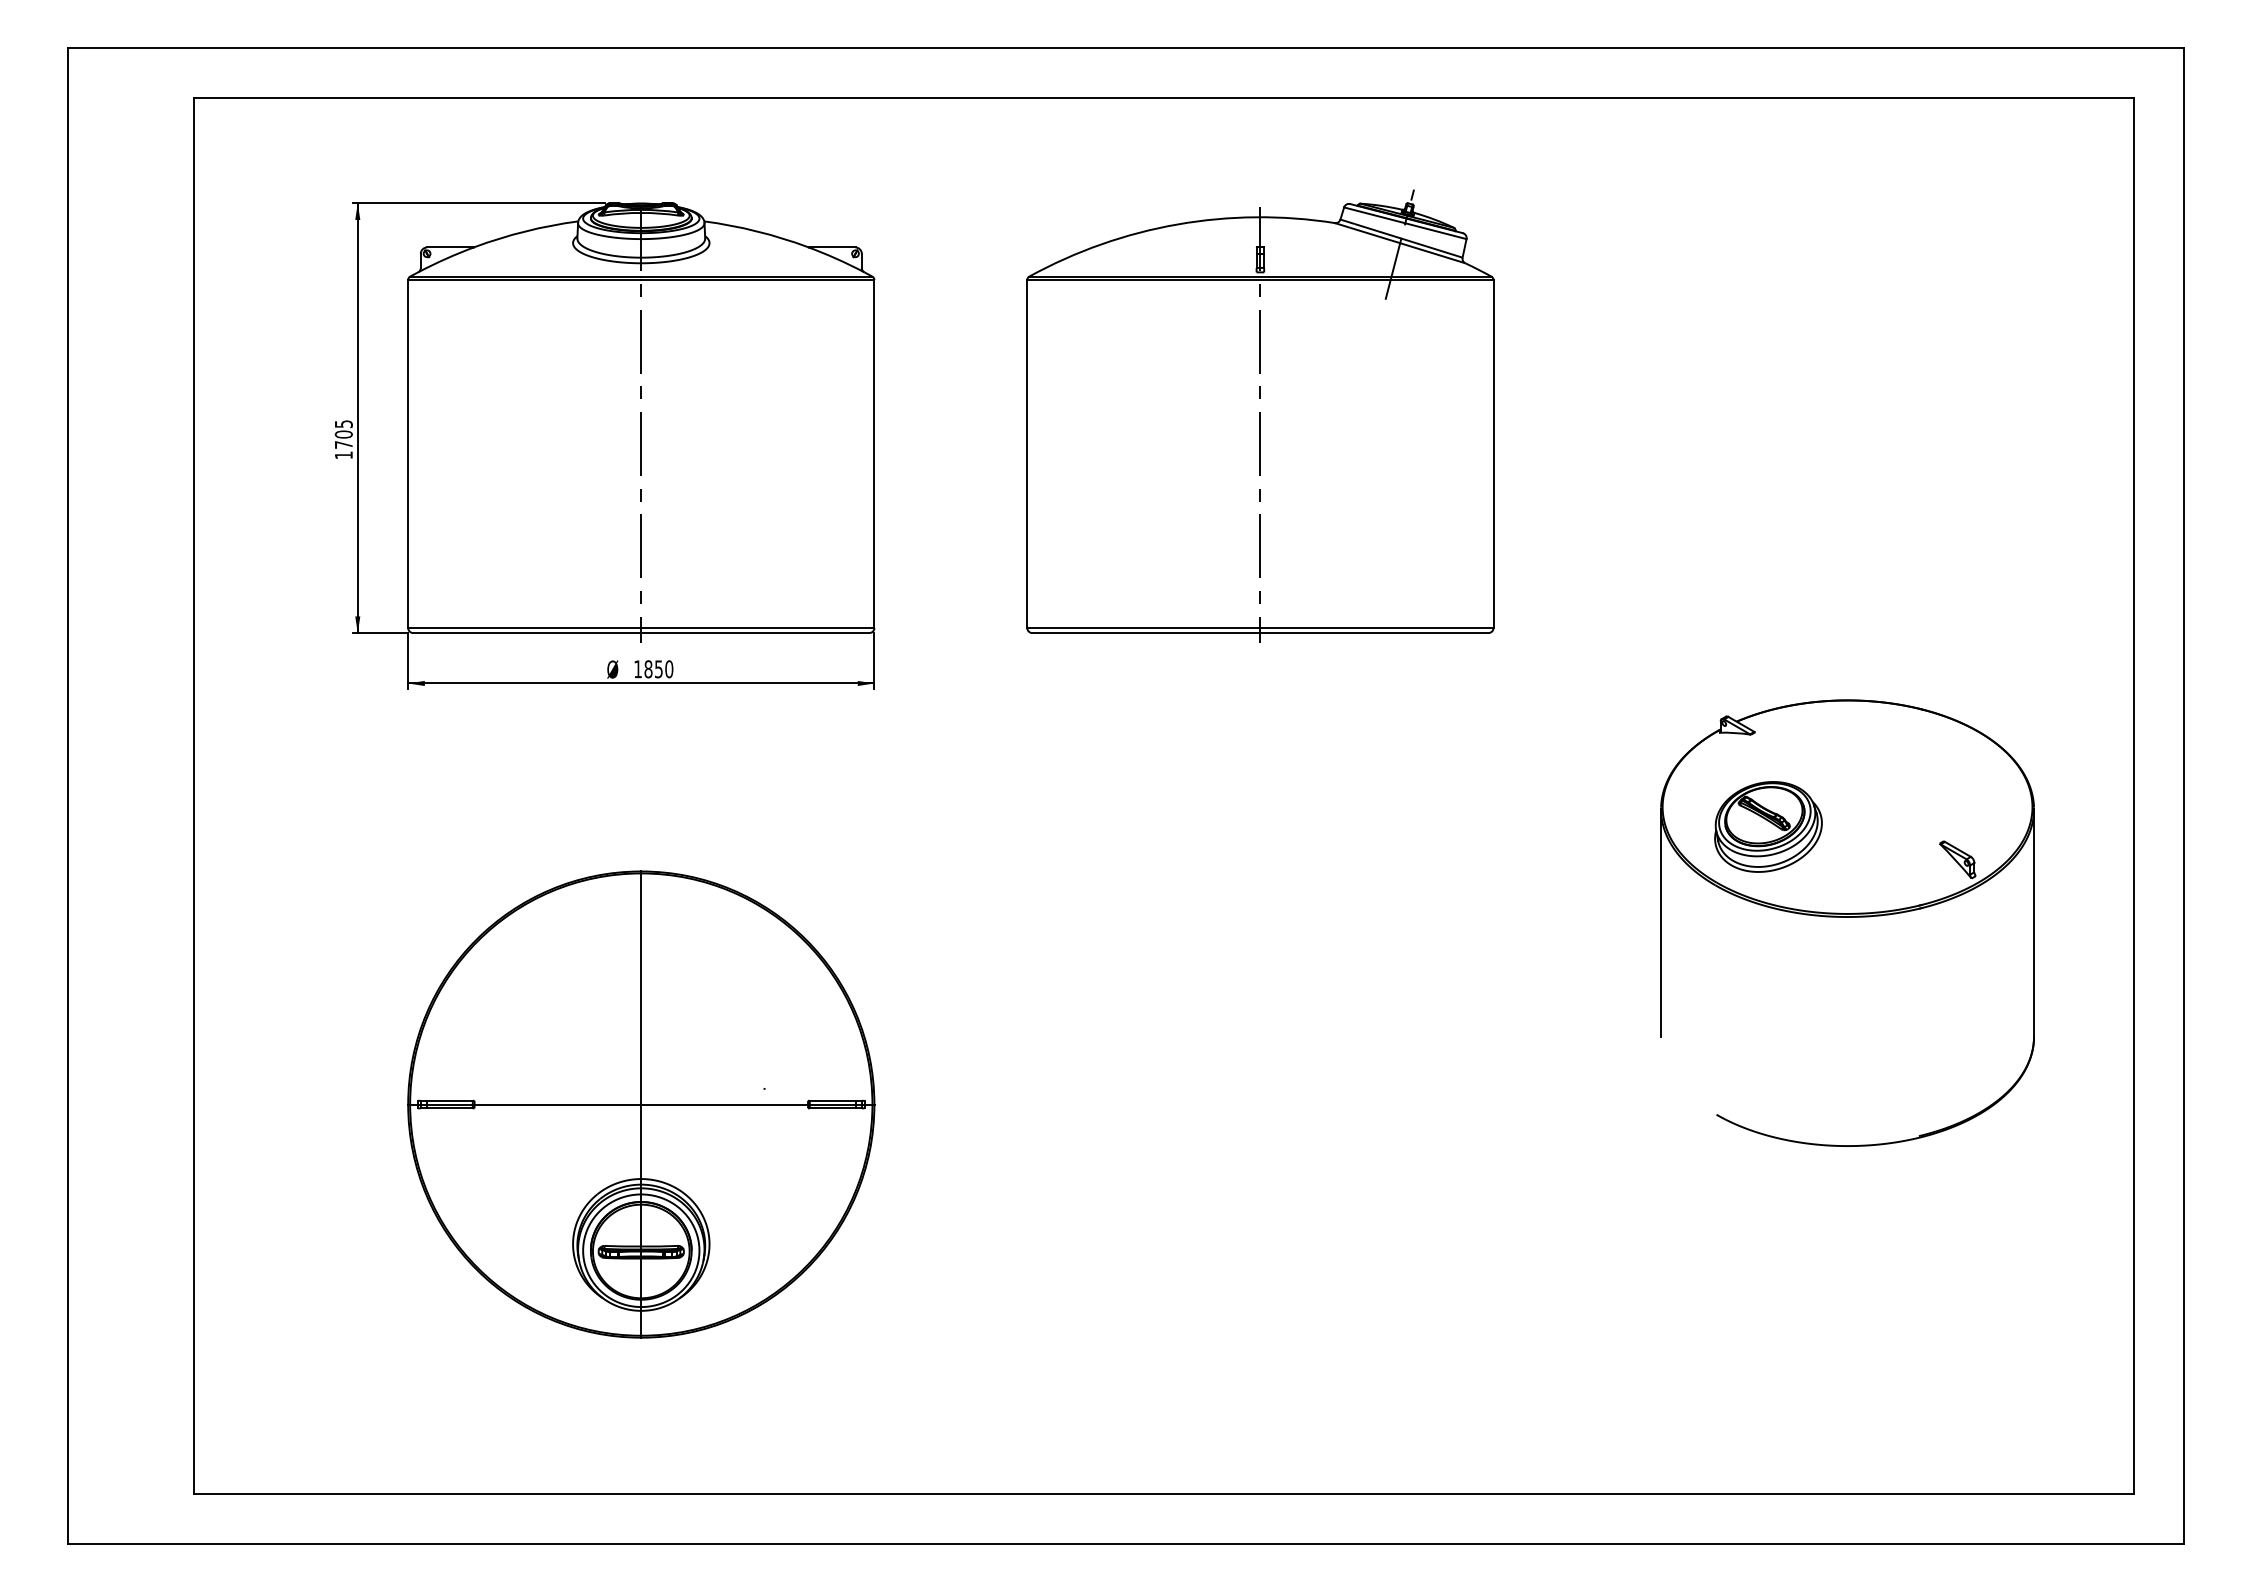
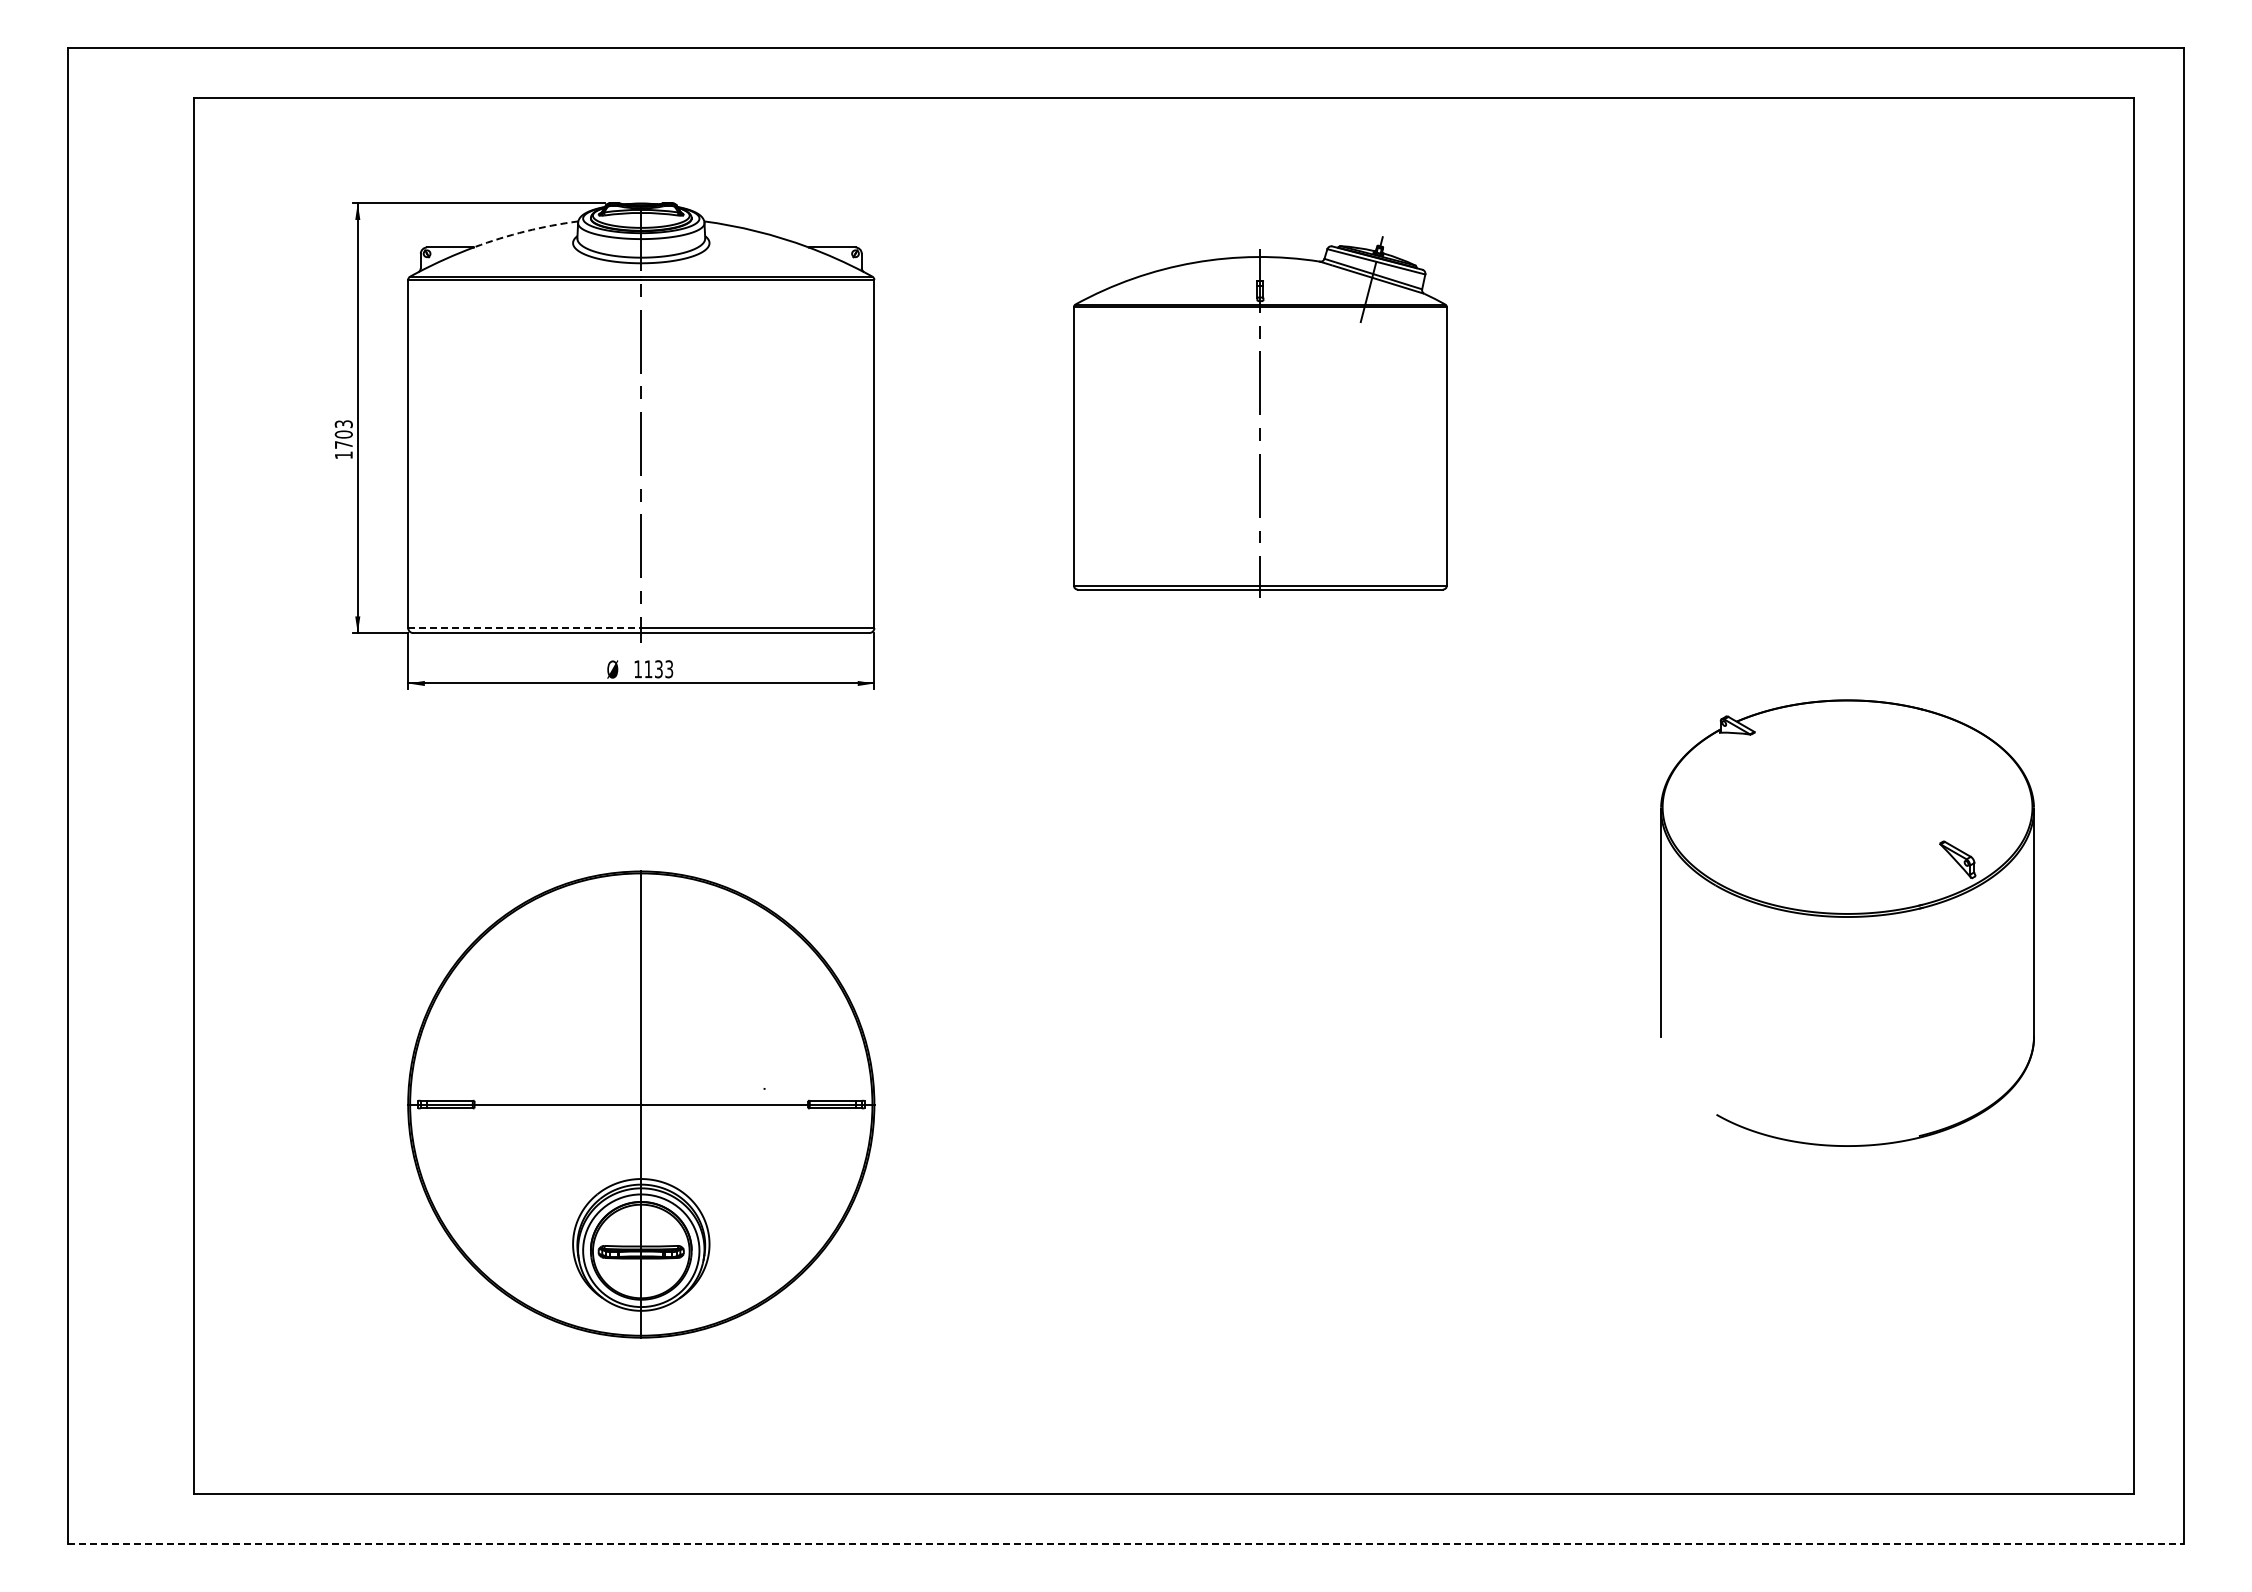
arc: solid -> dashed (525, 231)
part size: 469x454 px -> 375x362 px (1260, 416)
text: 1705 -> 1703 (343, 423)
line: solid -> dashed (524, 628)
text: 1850 -> 1133 (658, 669)
part: present -> none (1768, 826)
line: solid -> dashed (1126, 1544)
